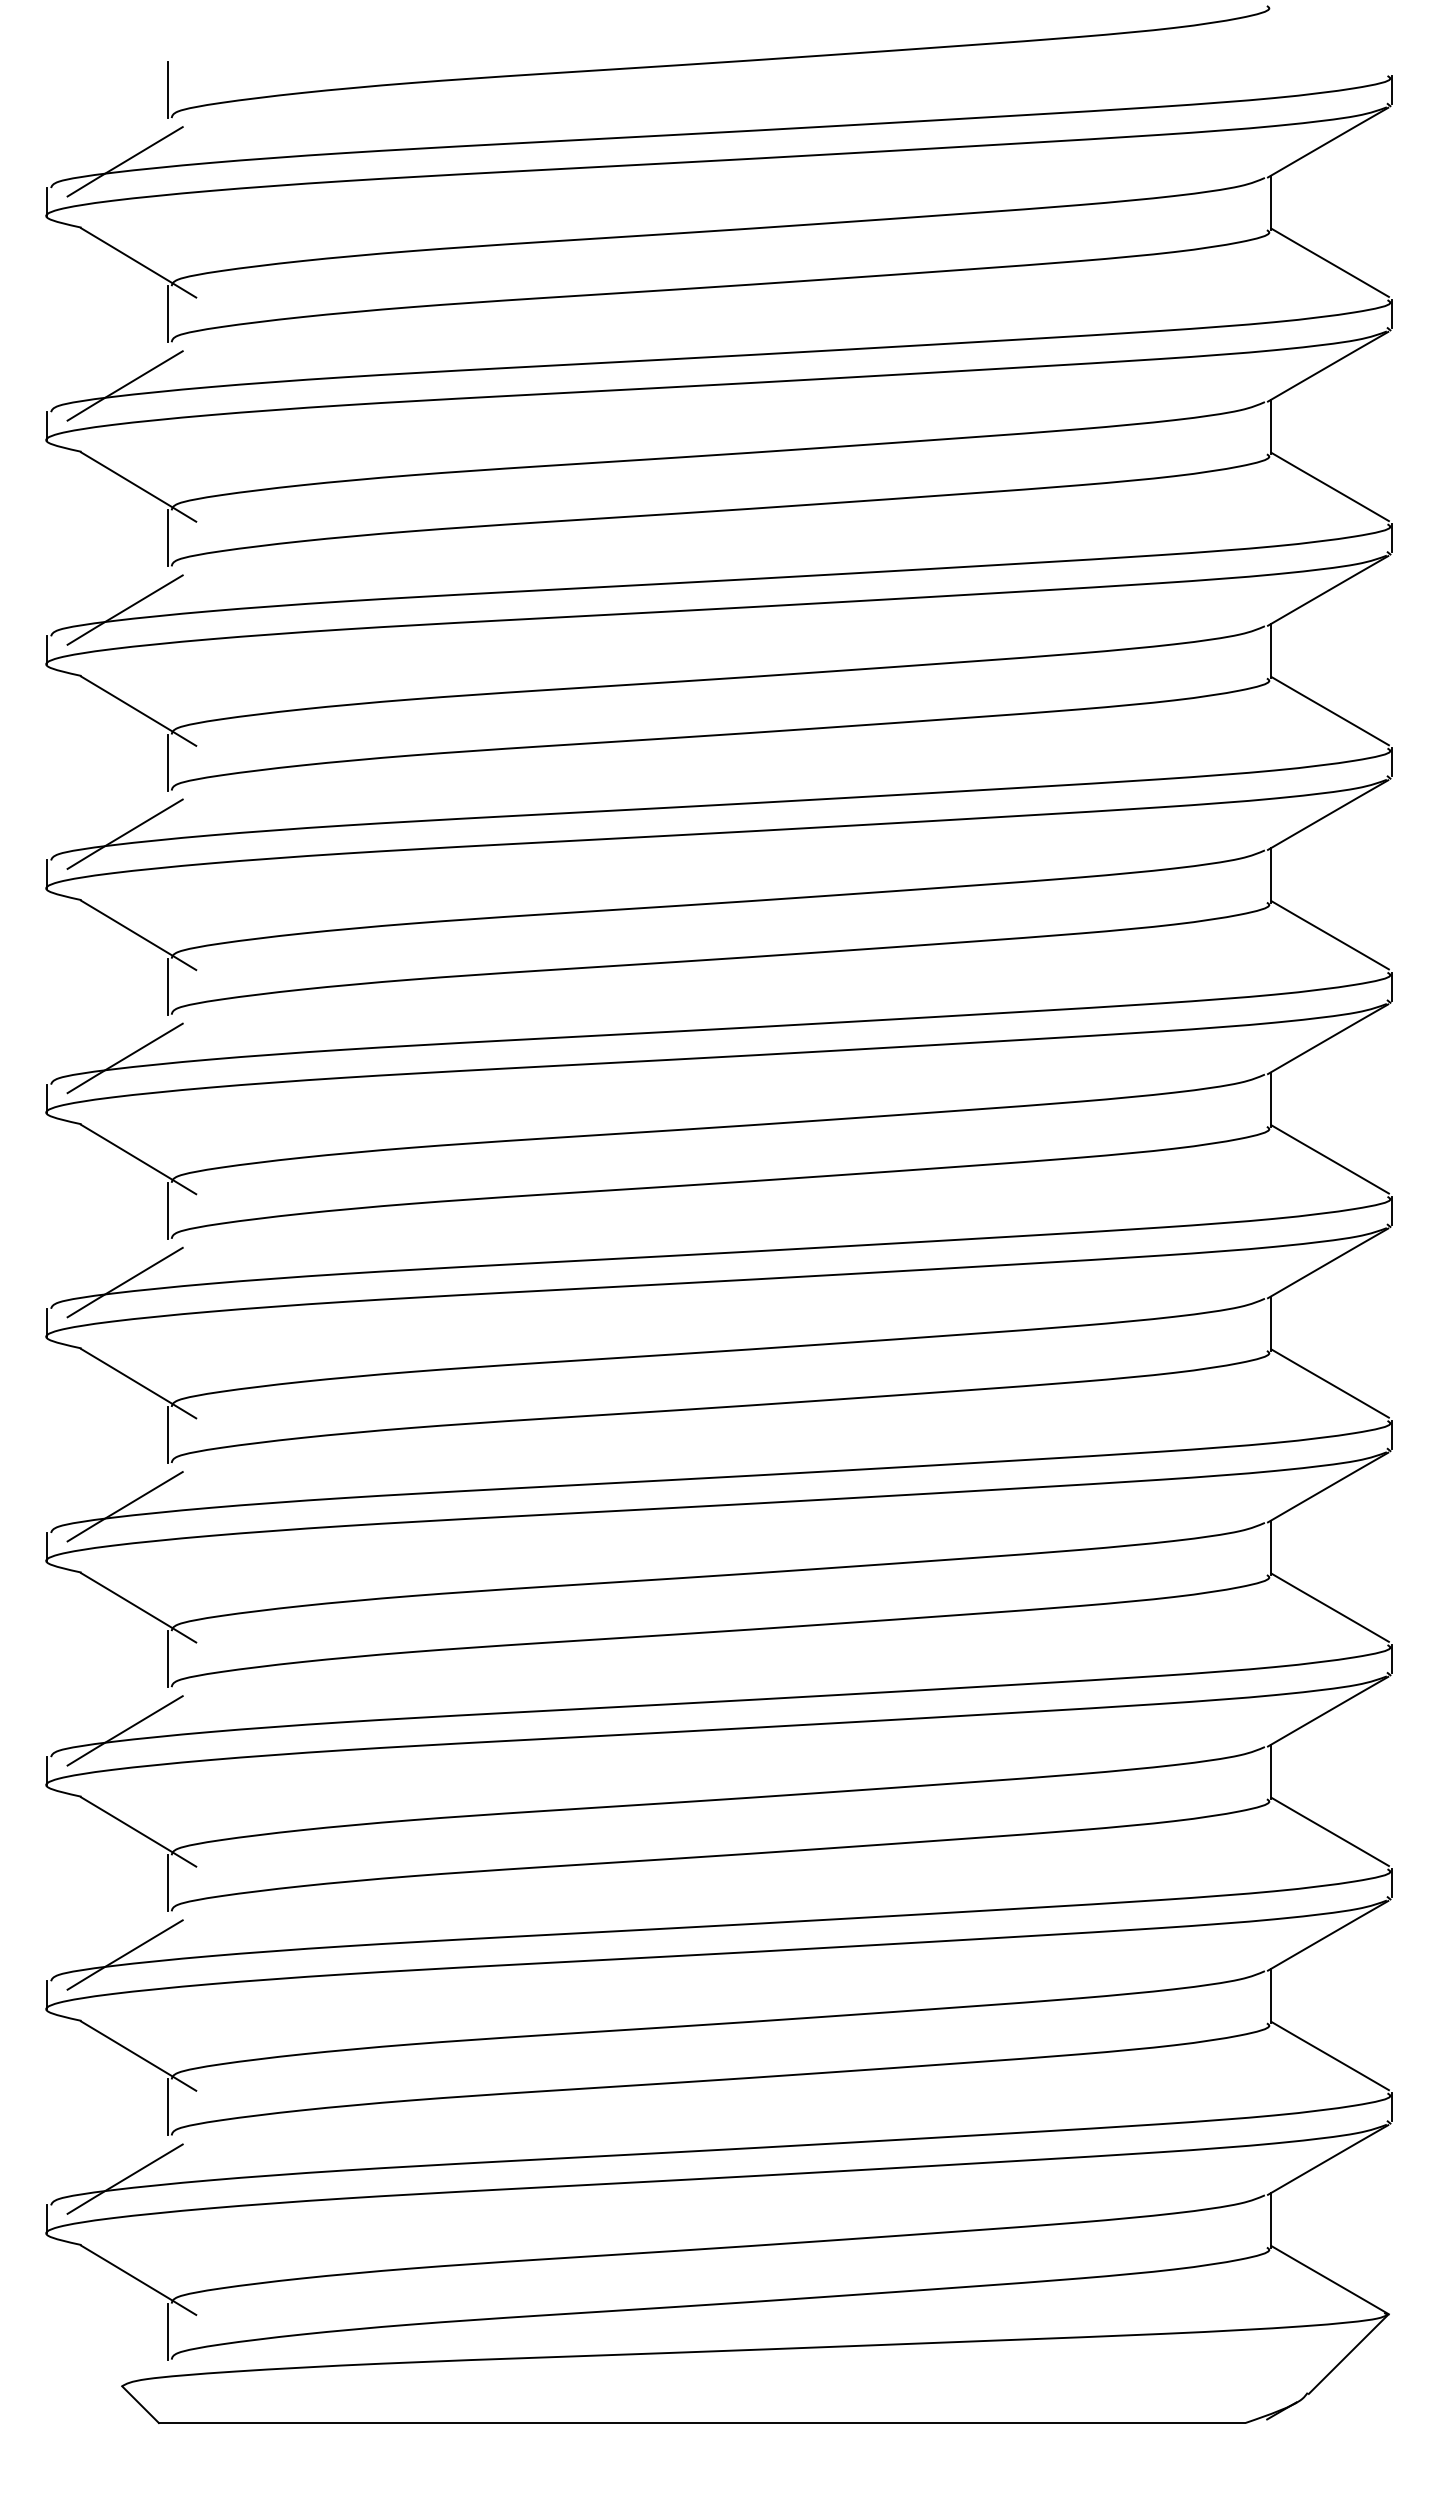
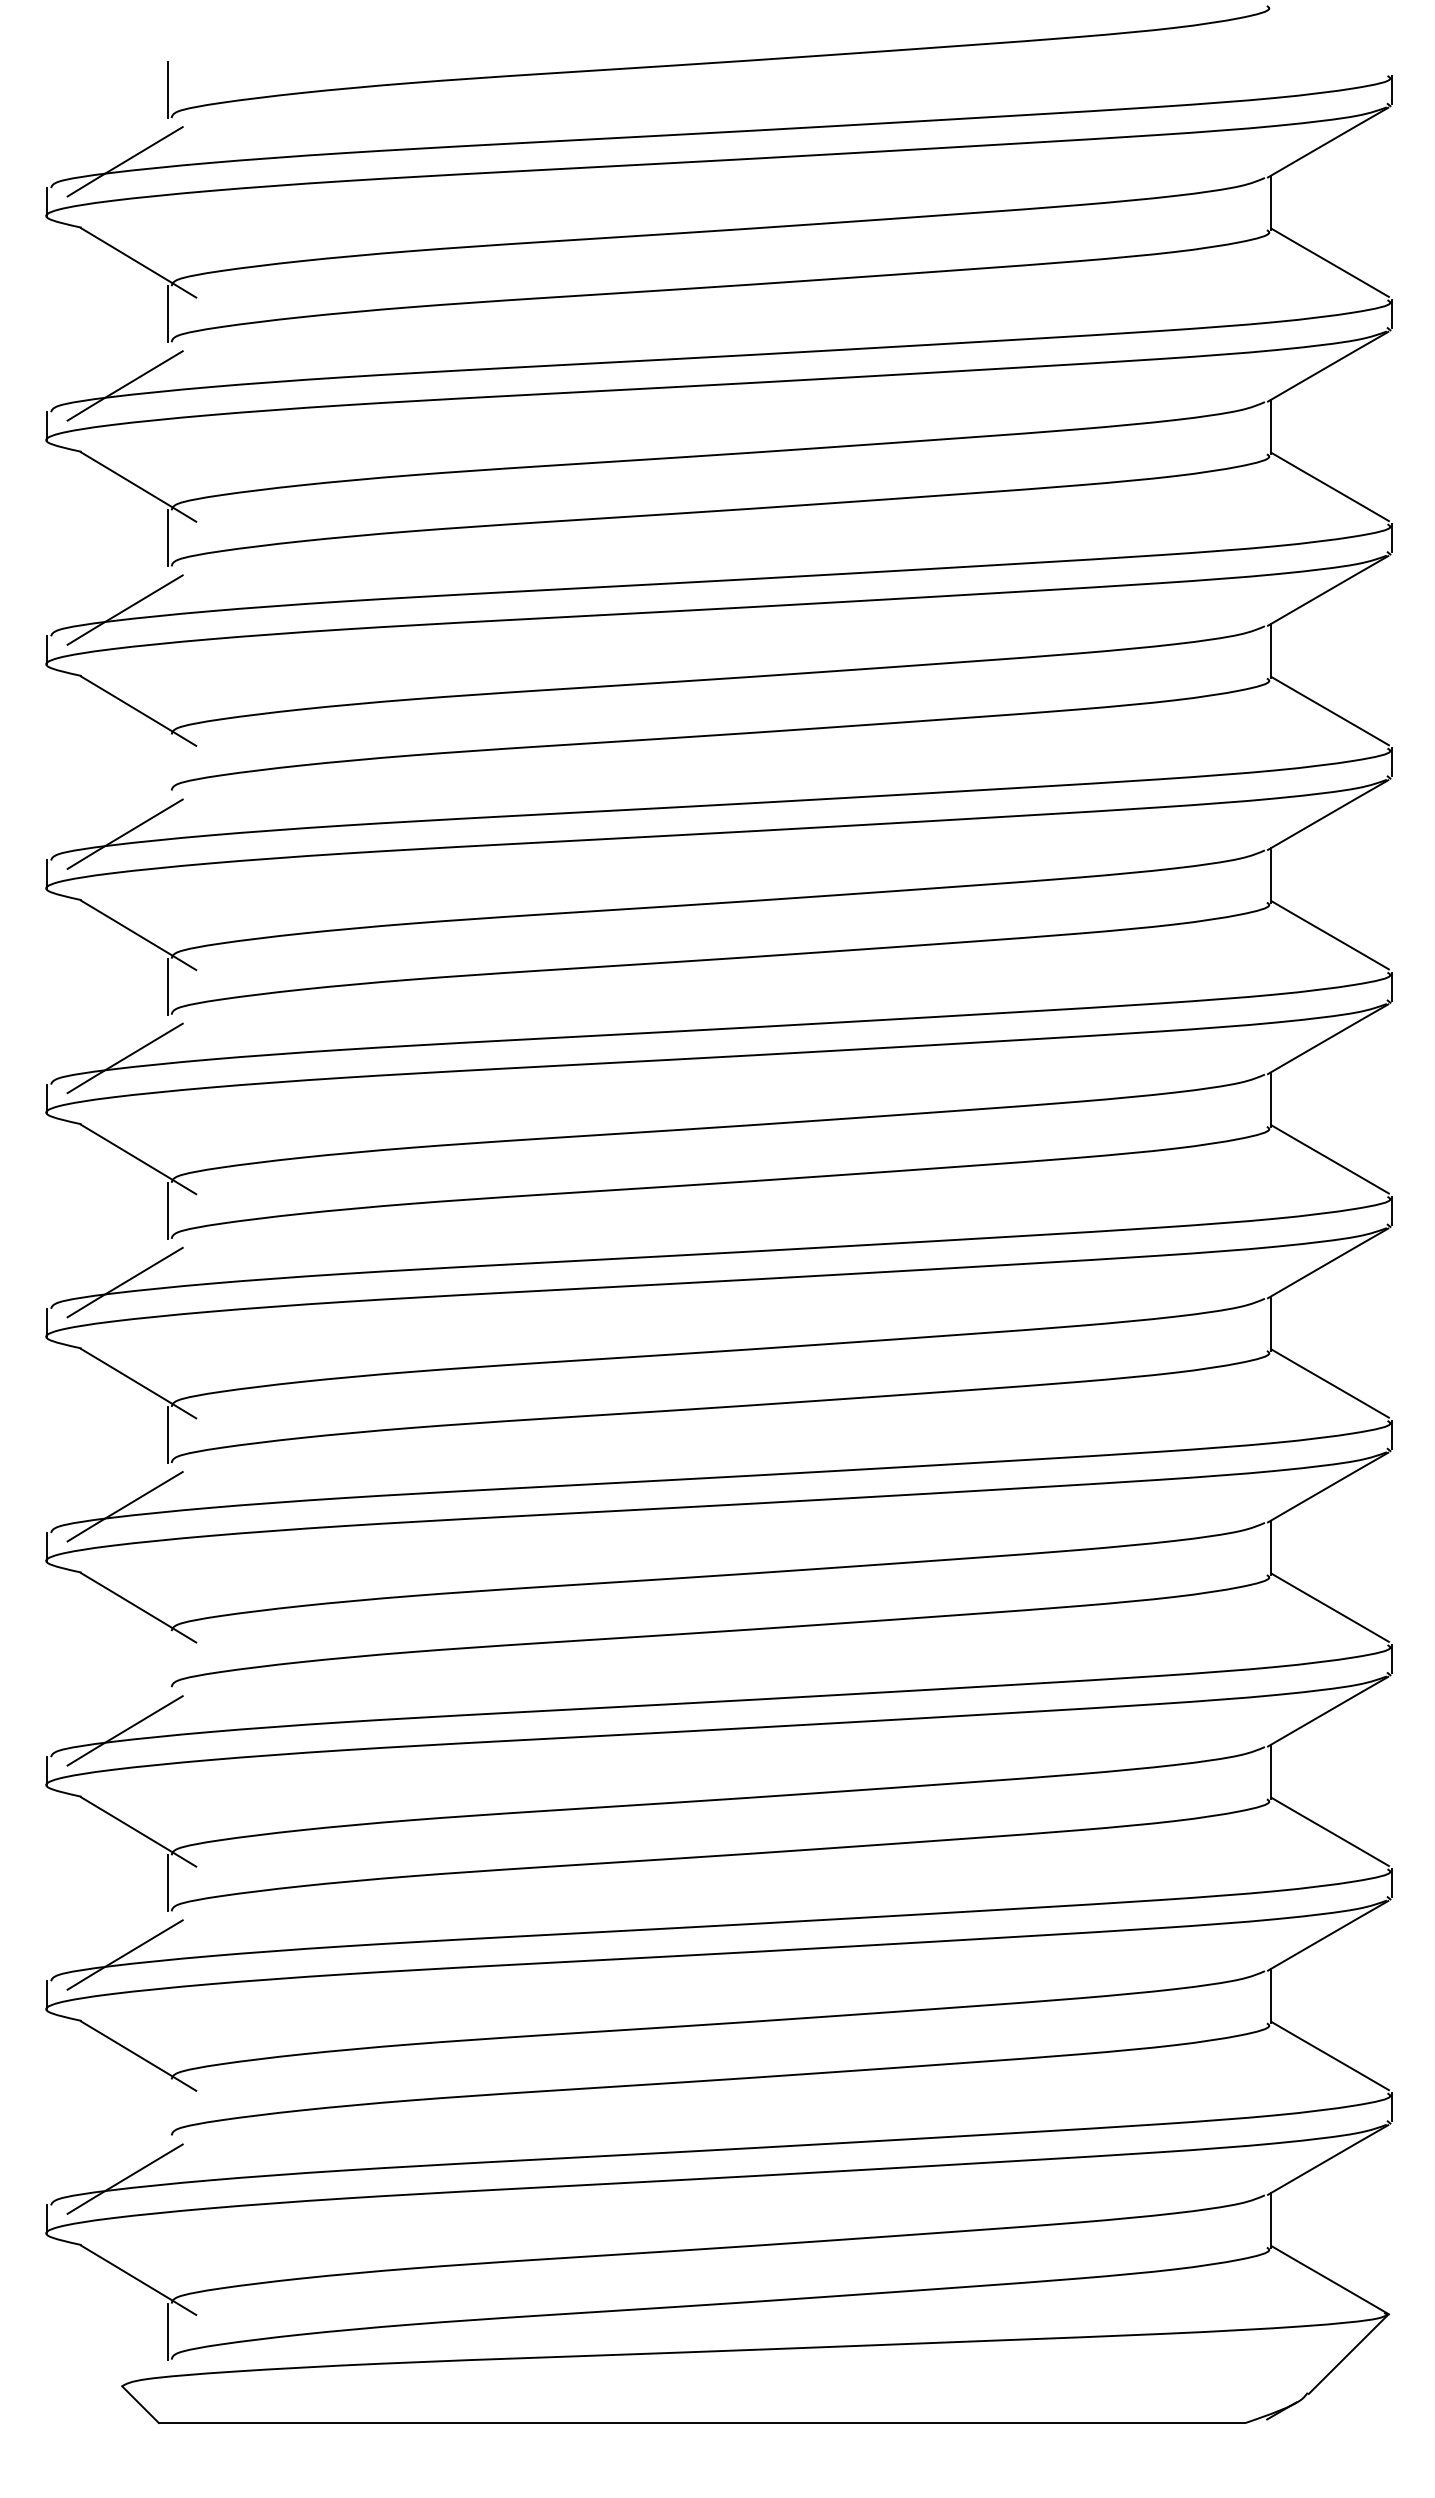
line: present -> none (168, 762)
line: present -> none (168, 1659)
line: present -> none (168, 2107)
